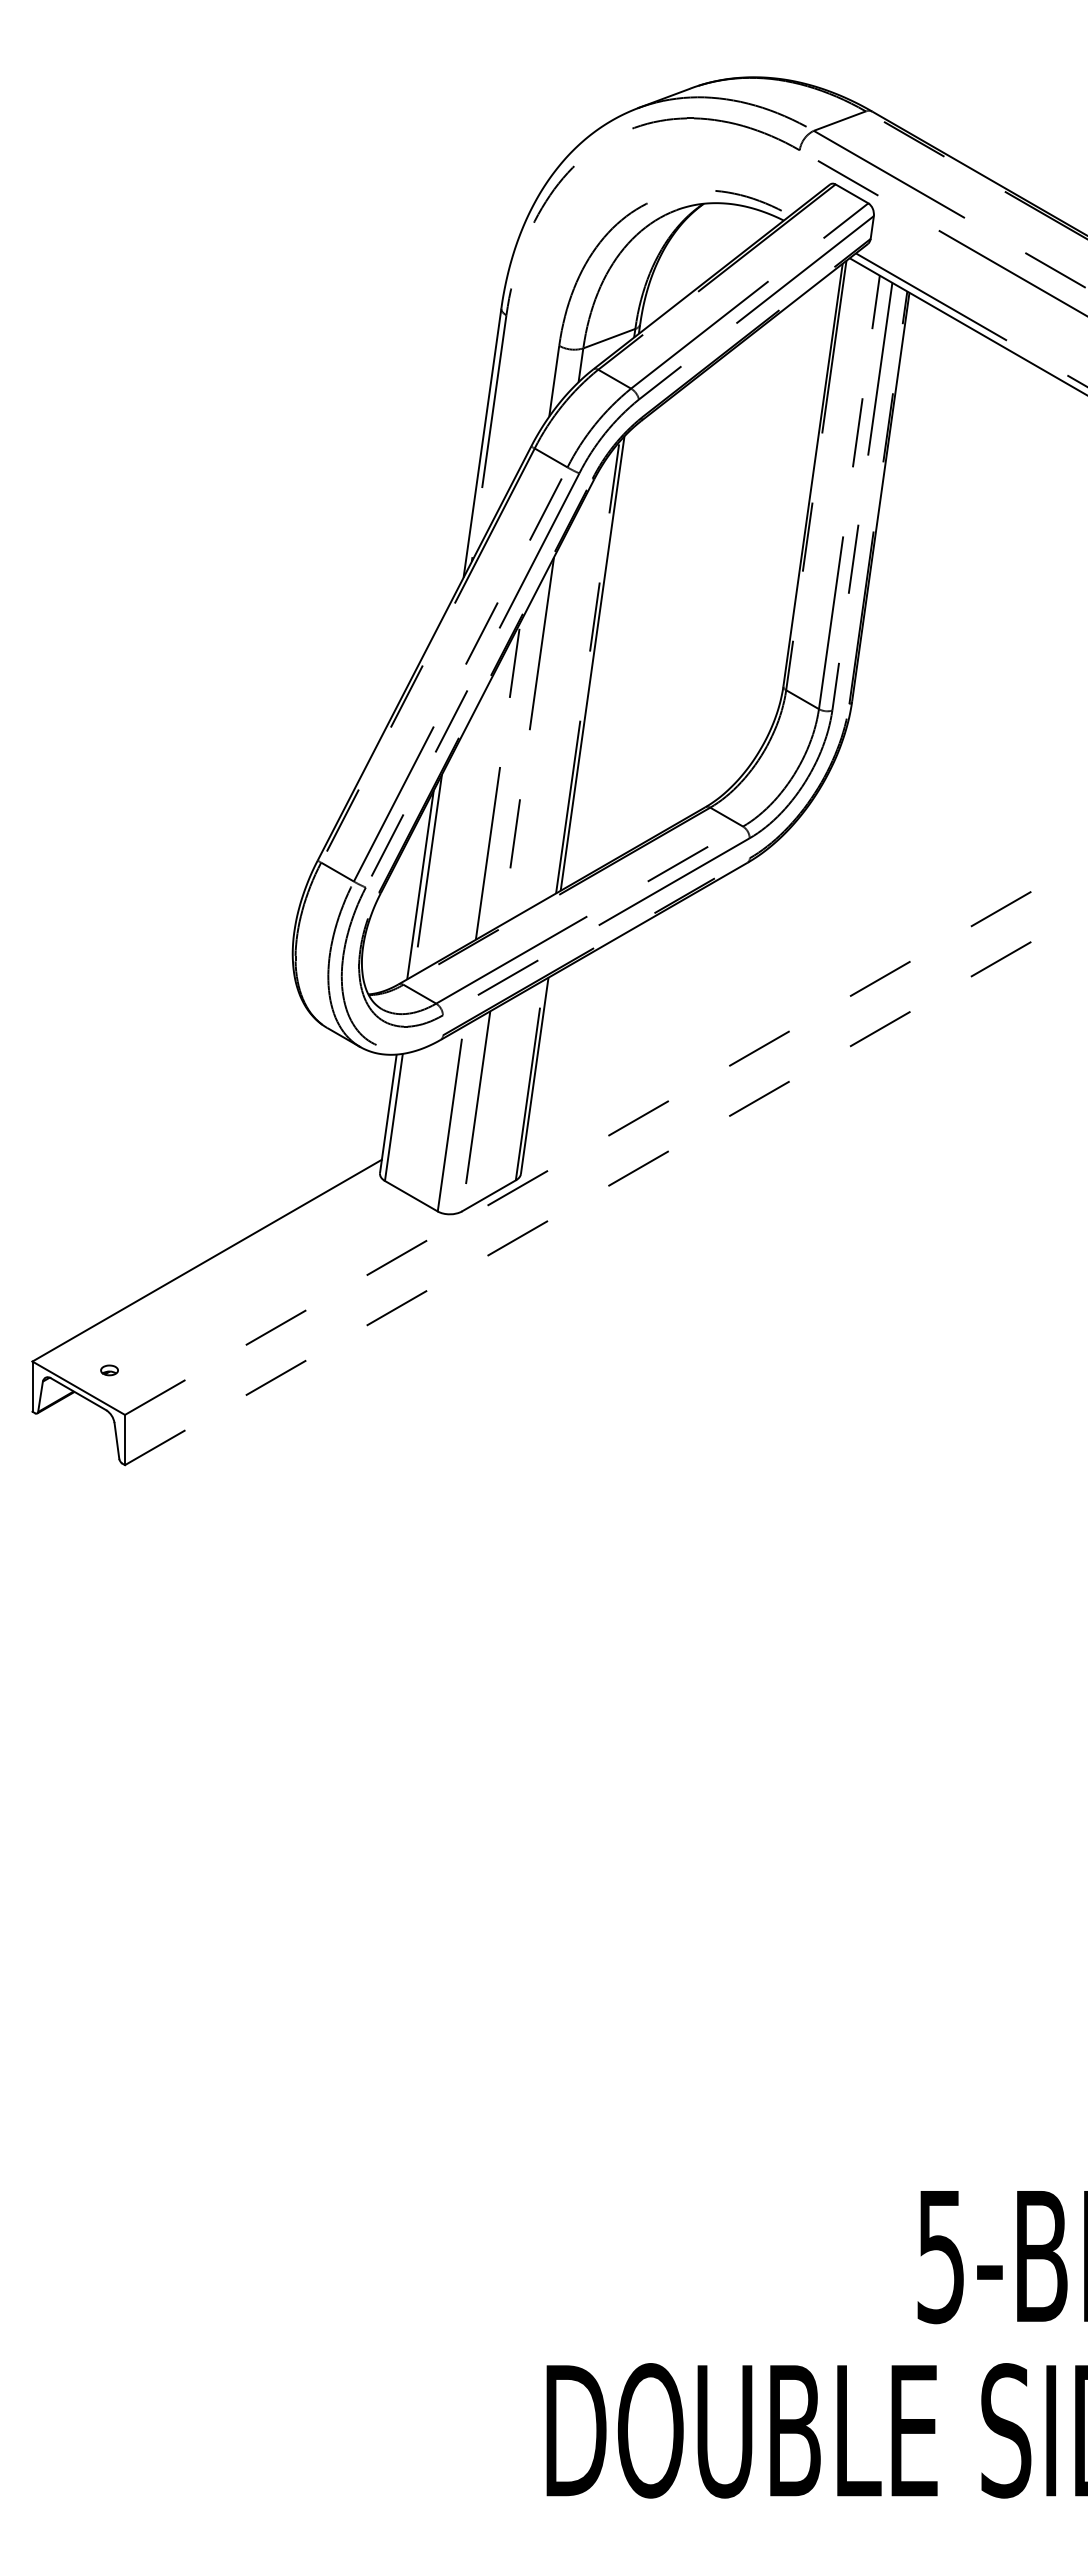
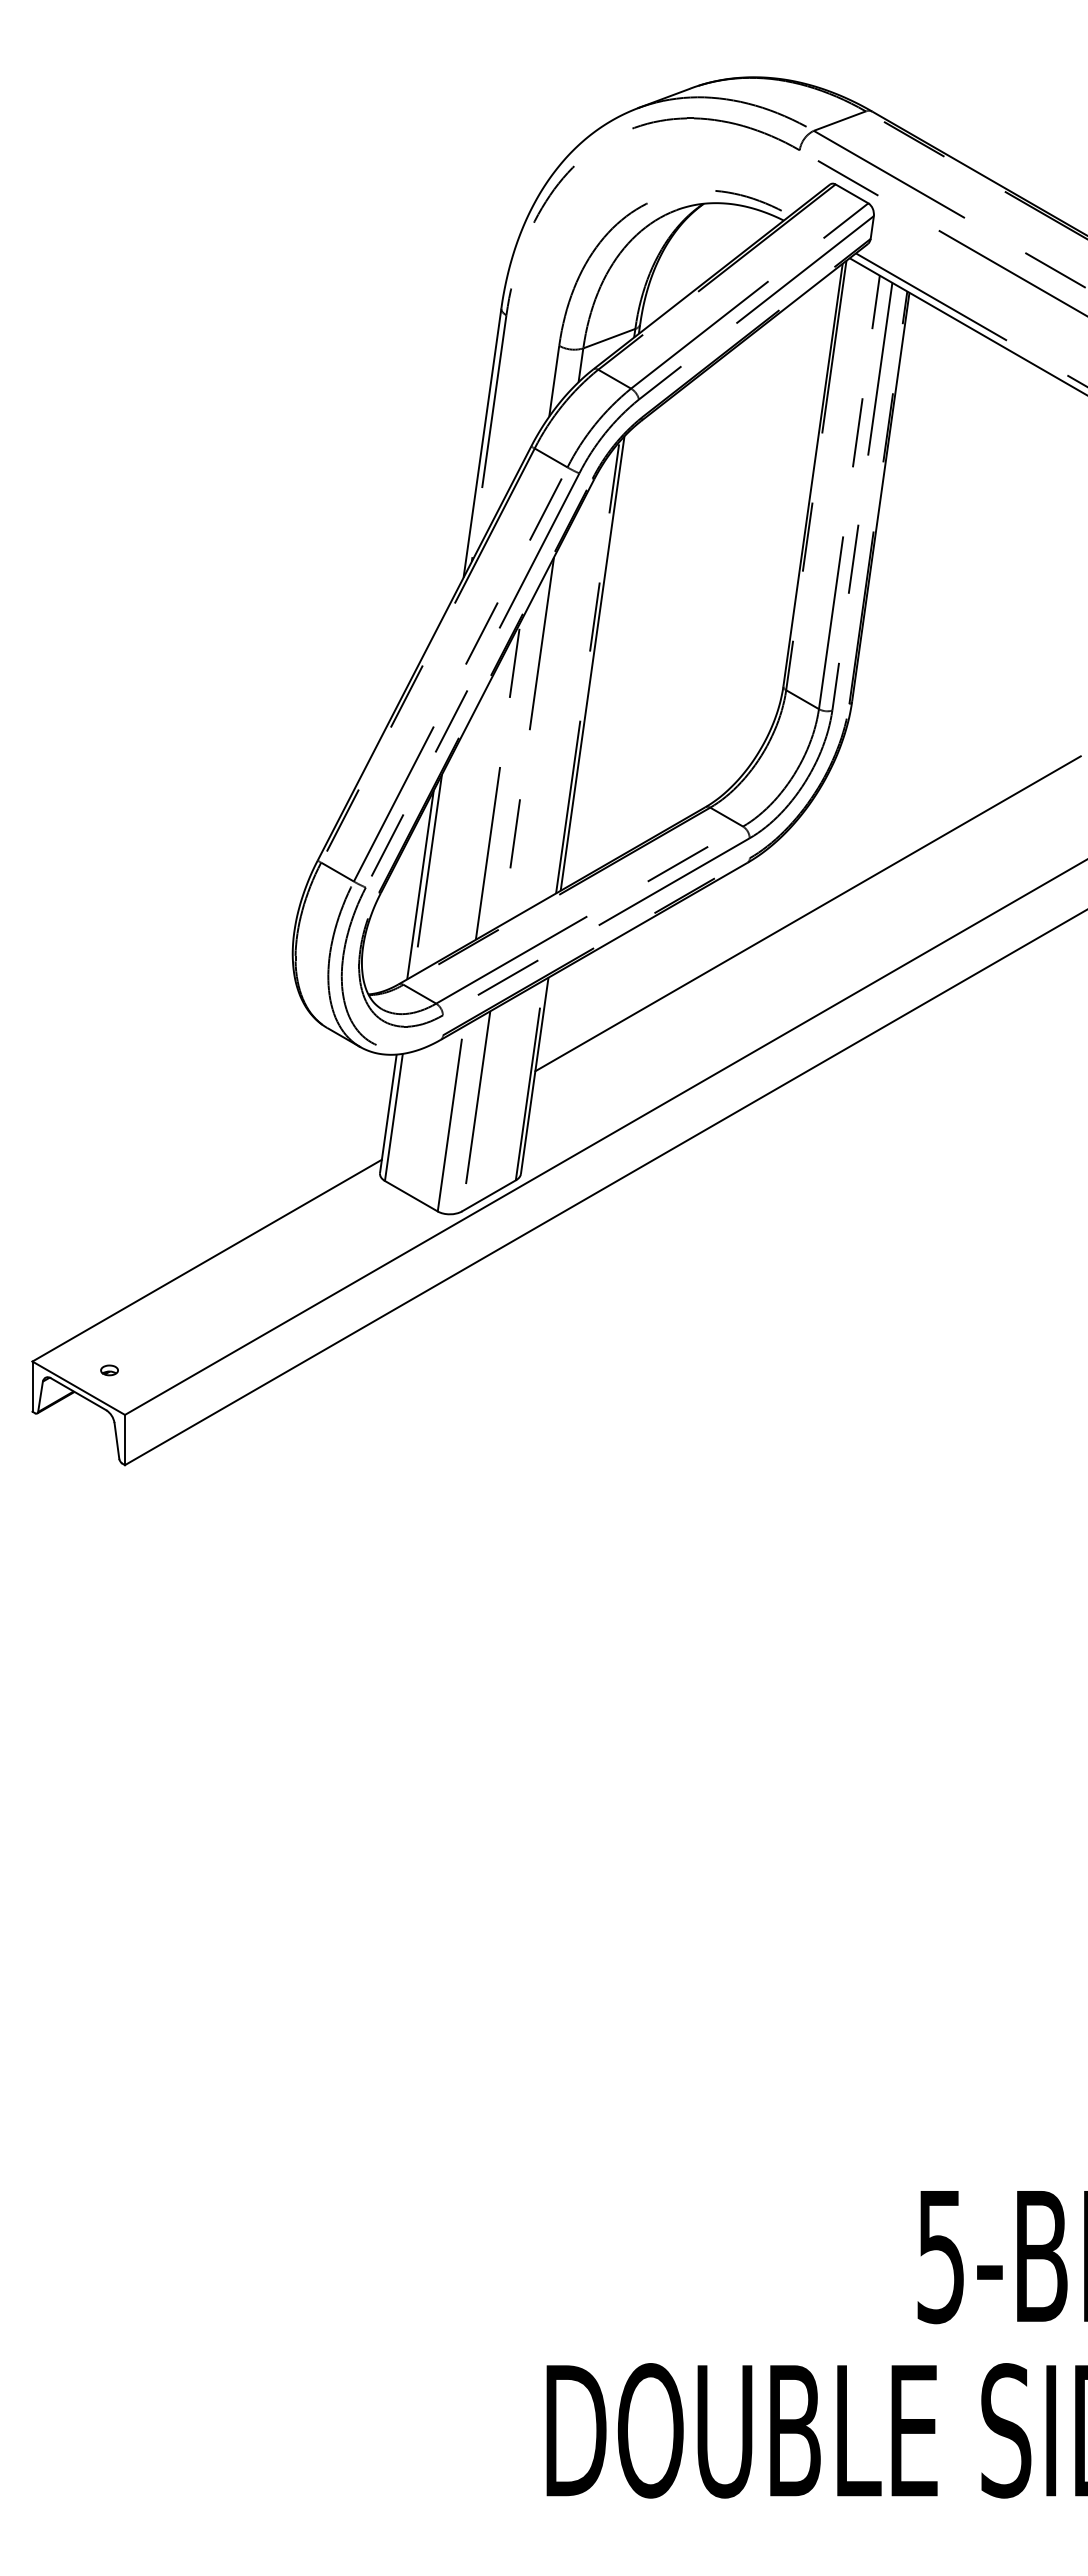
line: none -> present (807, 913)
line: dashed -> solid (606, 1137)
line: dashed -> solid (606, 1187)
